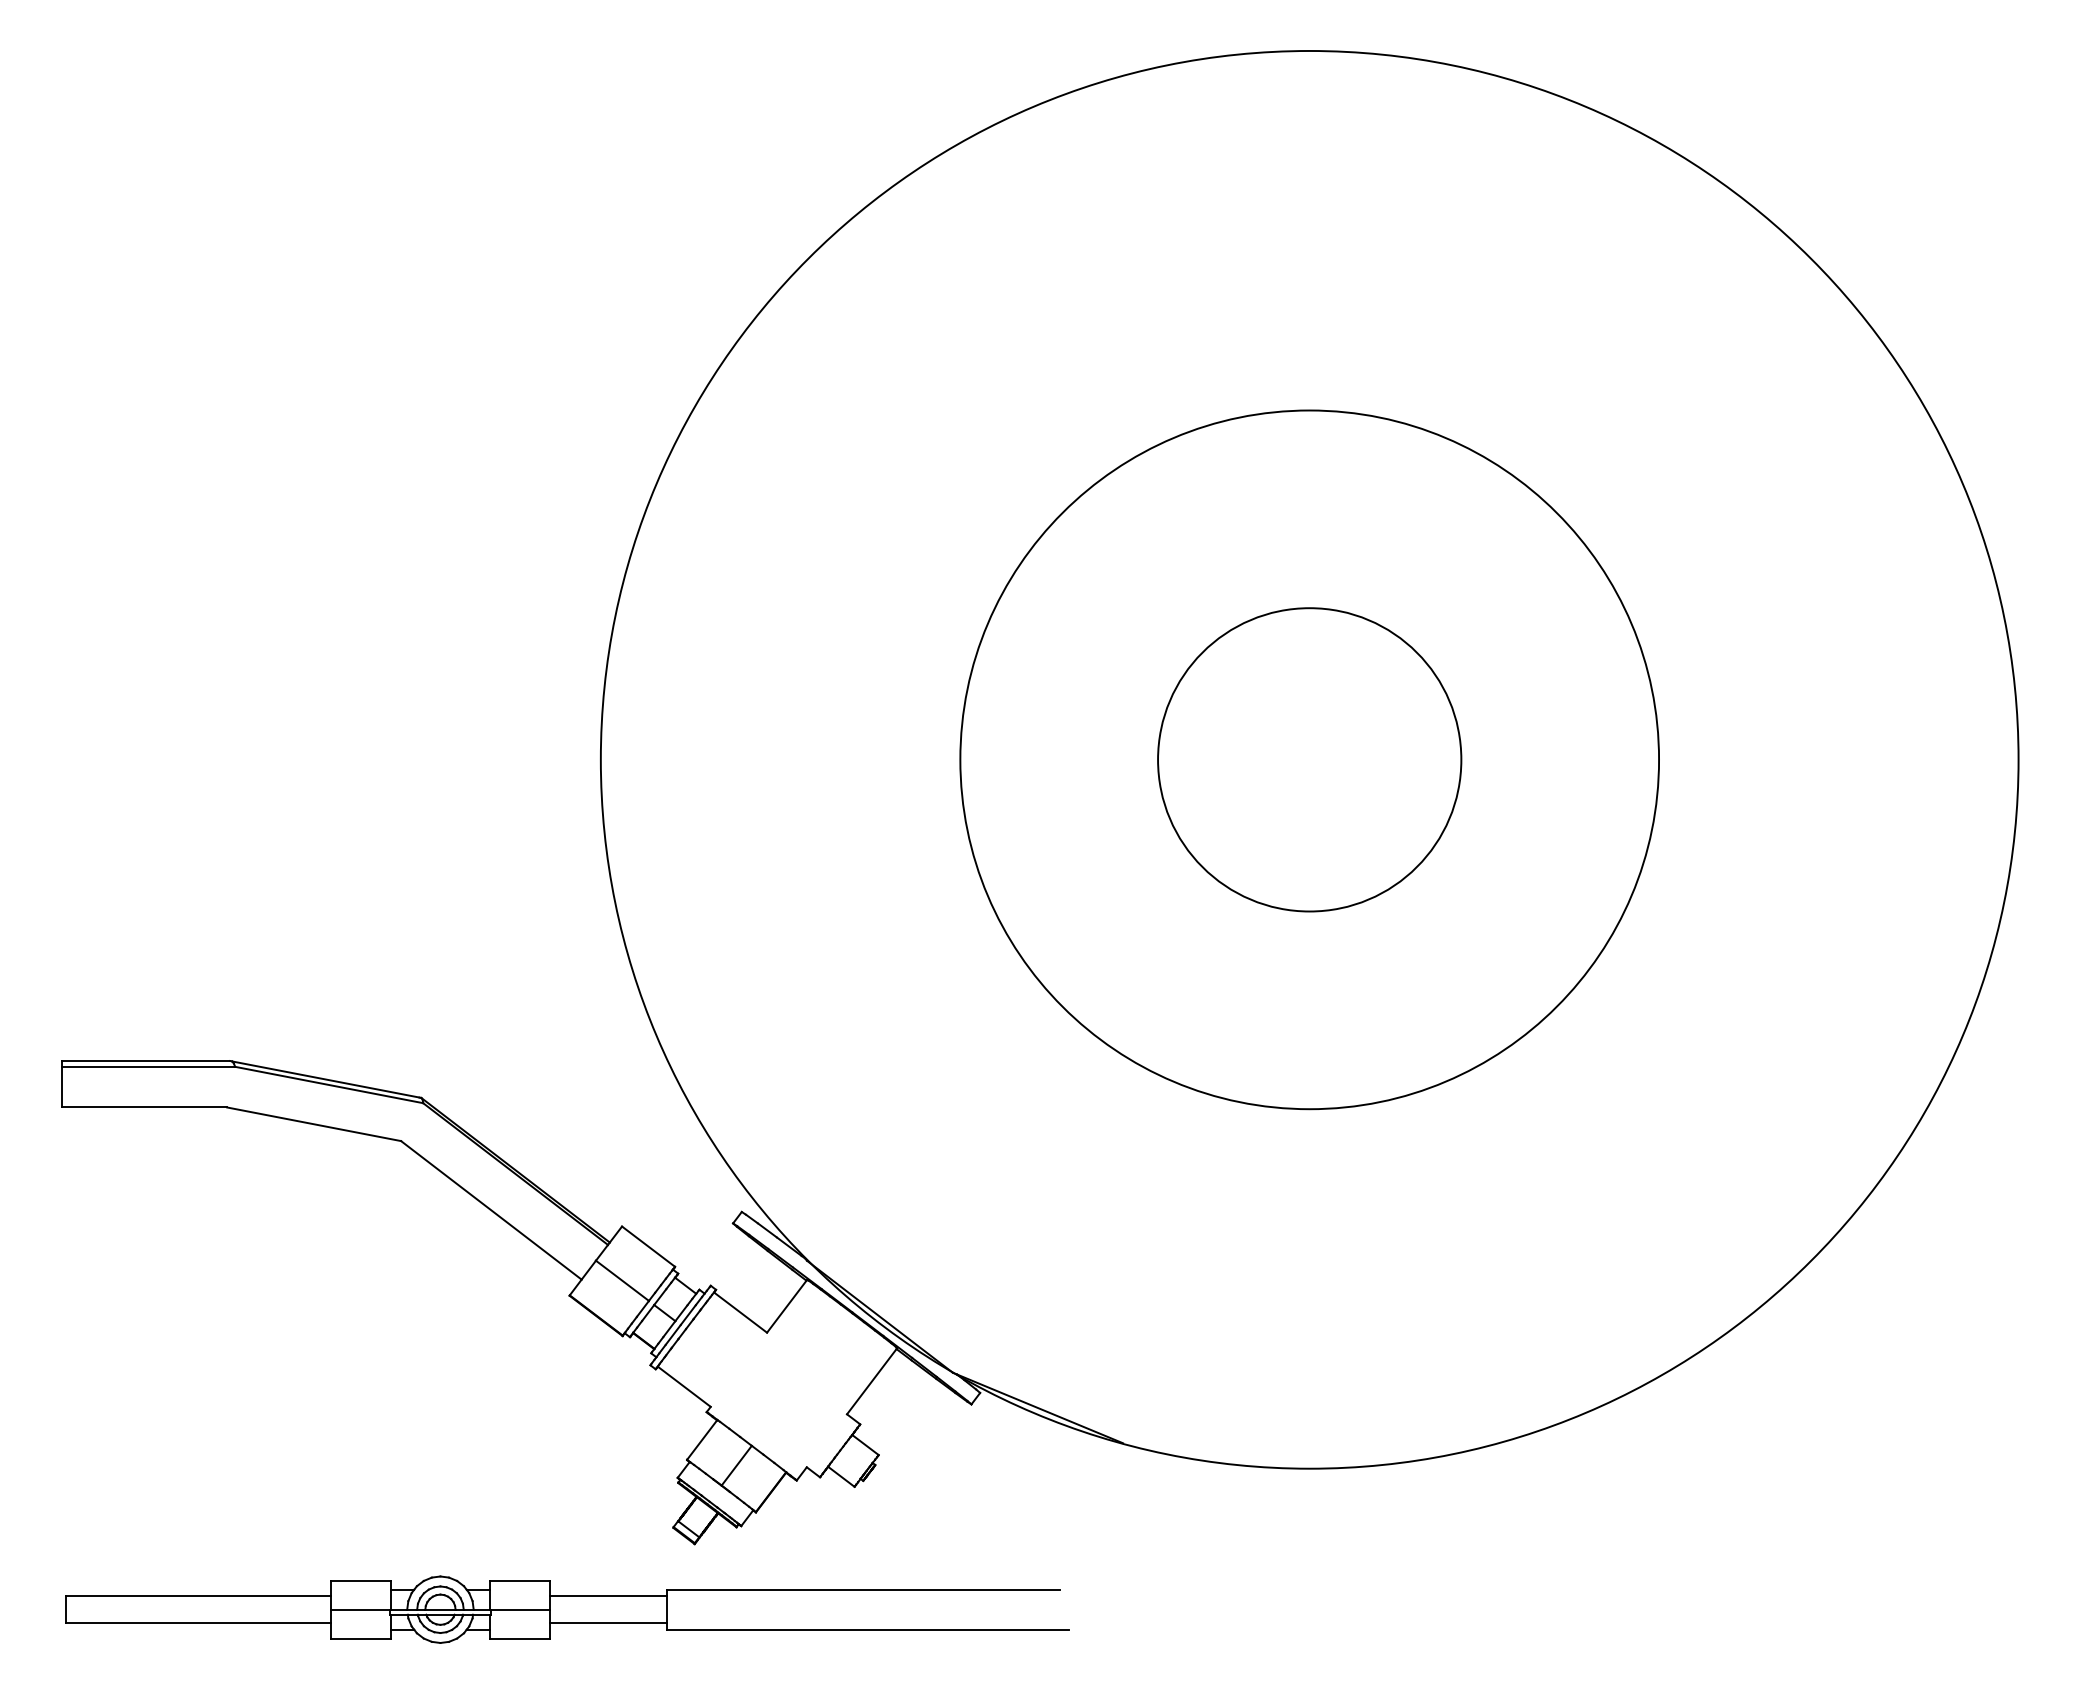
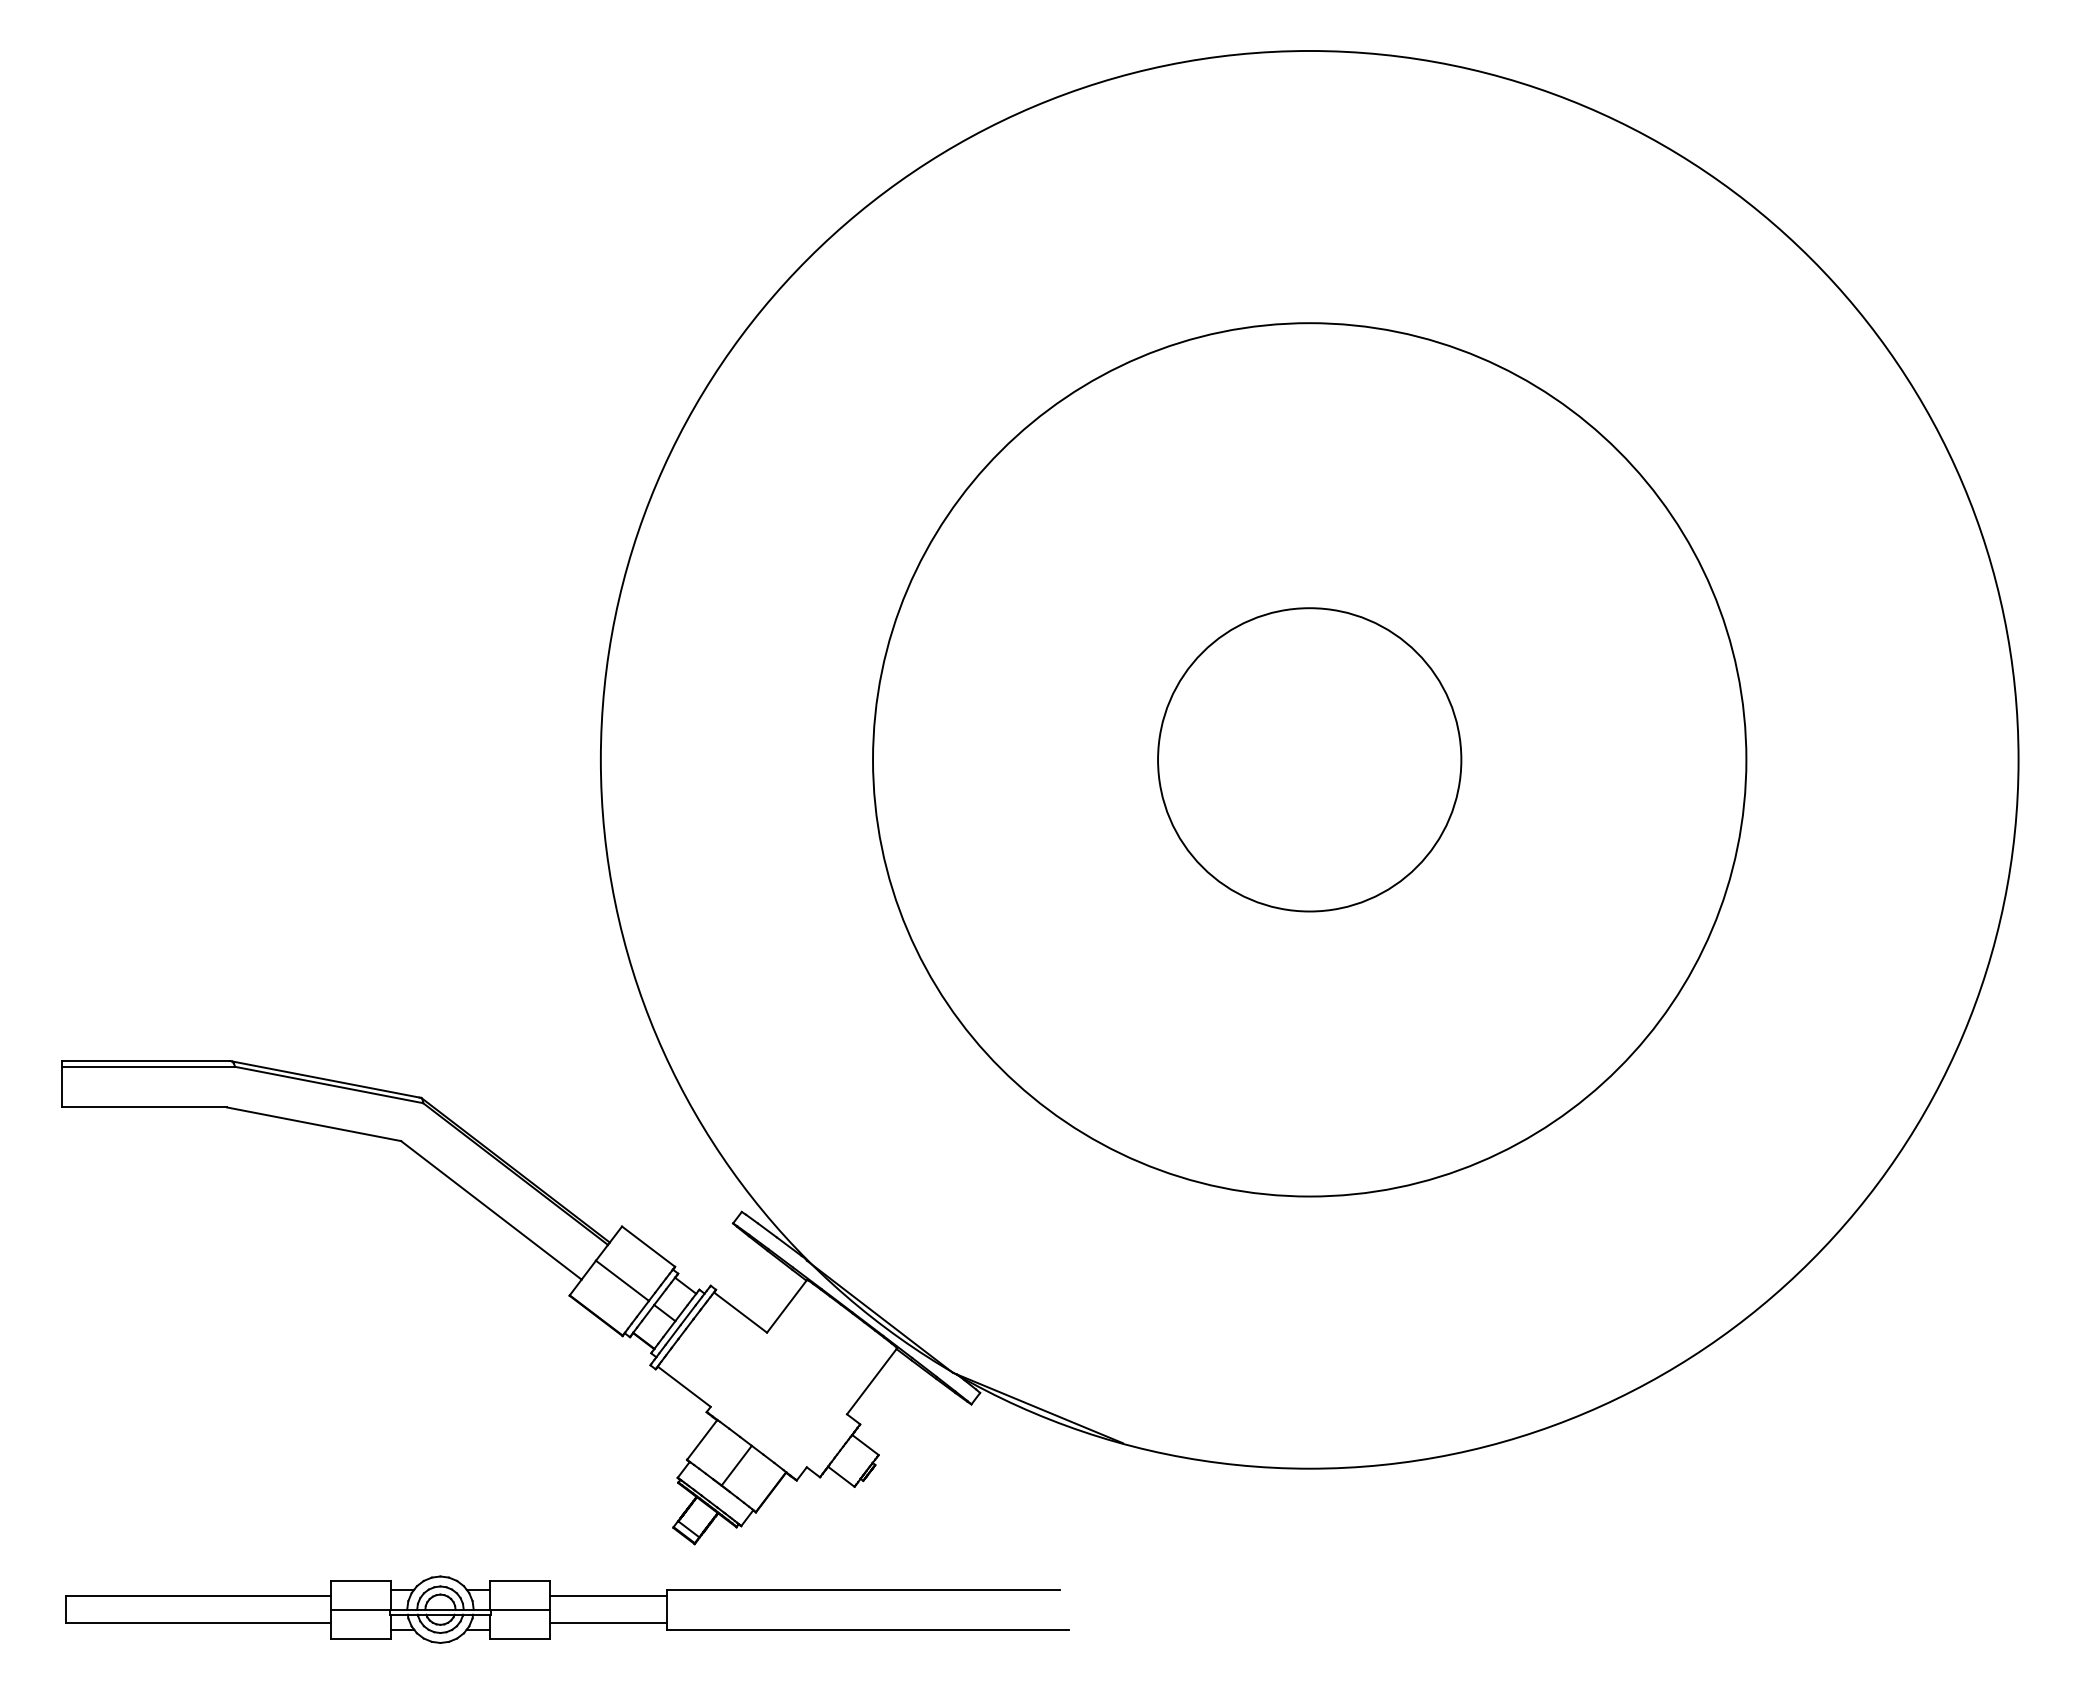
circle diameter: 699 px -> 873 px (1309, 759)
